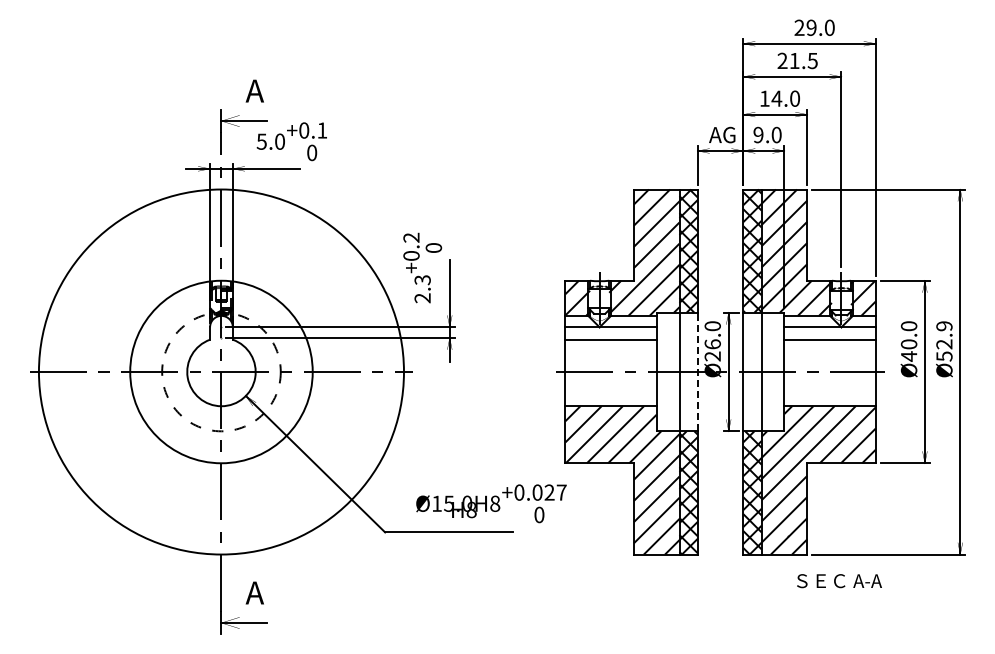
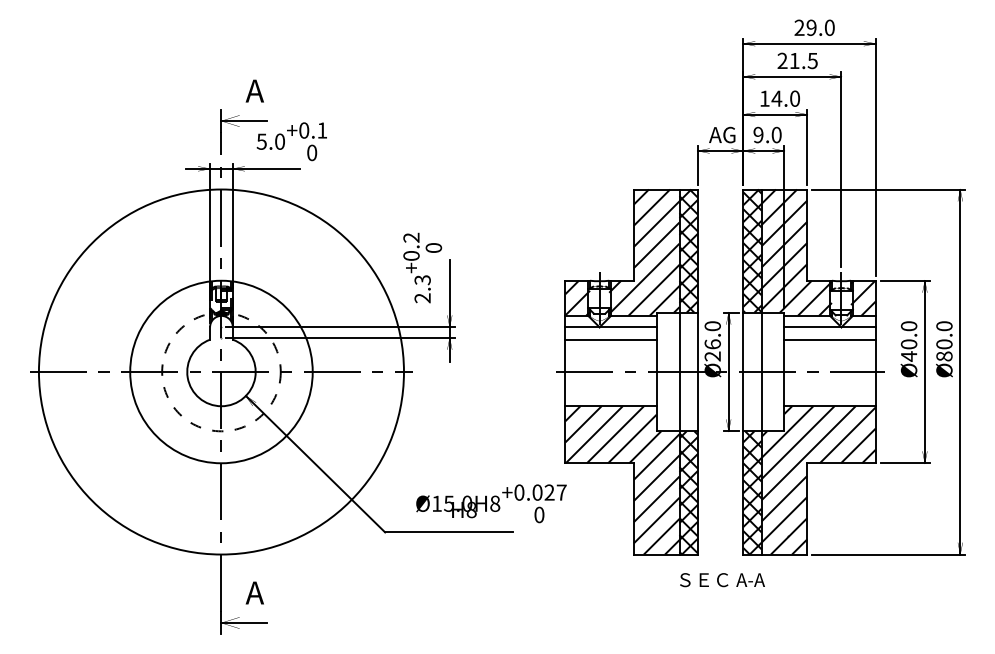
text: Ø52.9 -> Ø80.0 (944, 341)
line: dashed -> solid (697, 371)
text position: (839, 581) -> (722, 580) (722, 580)
